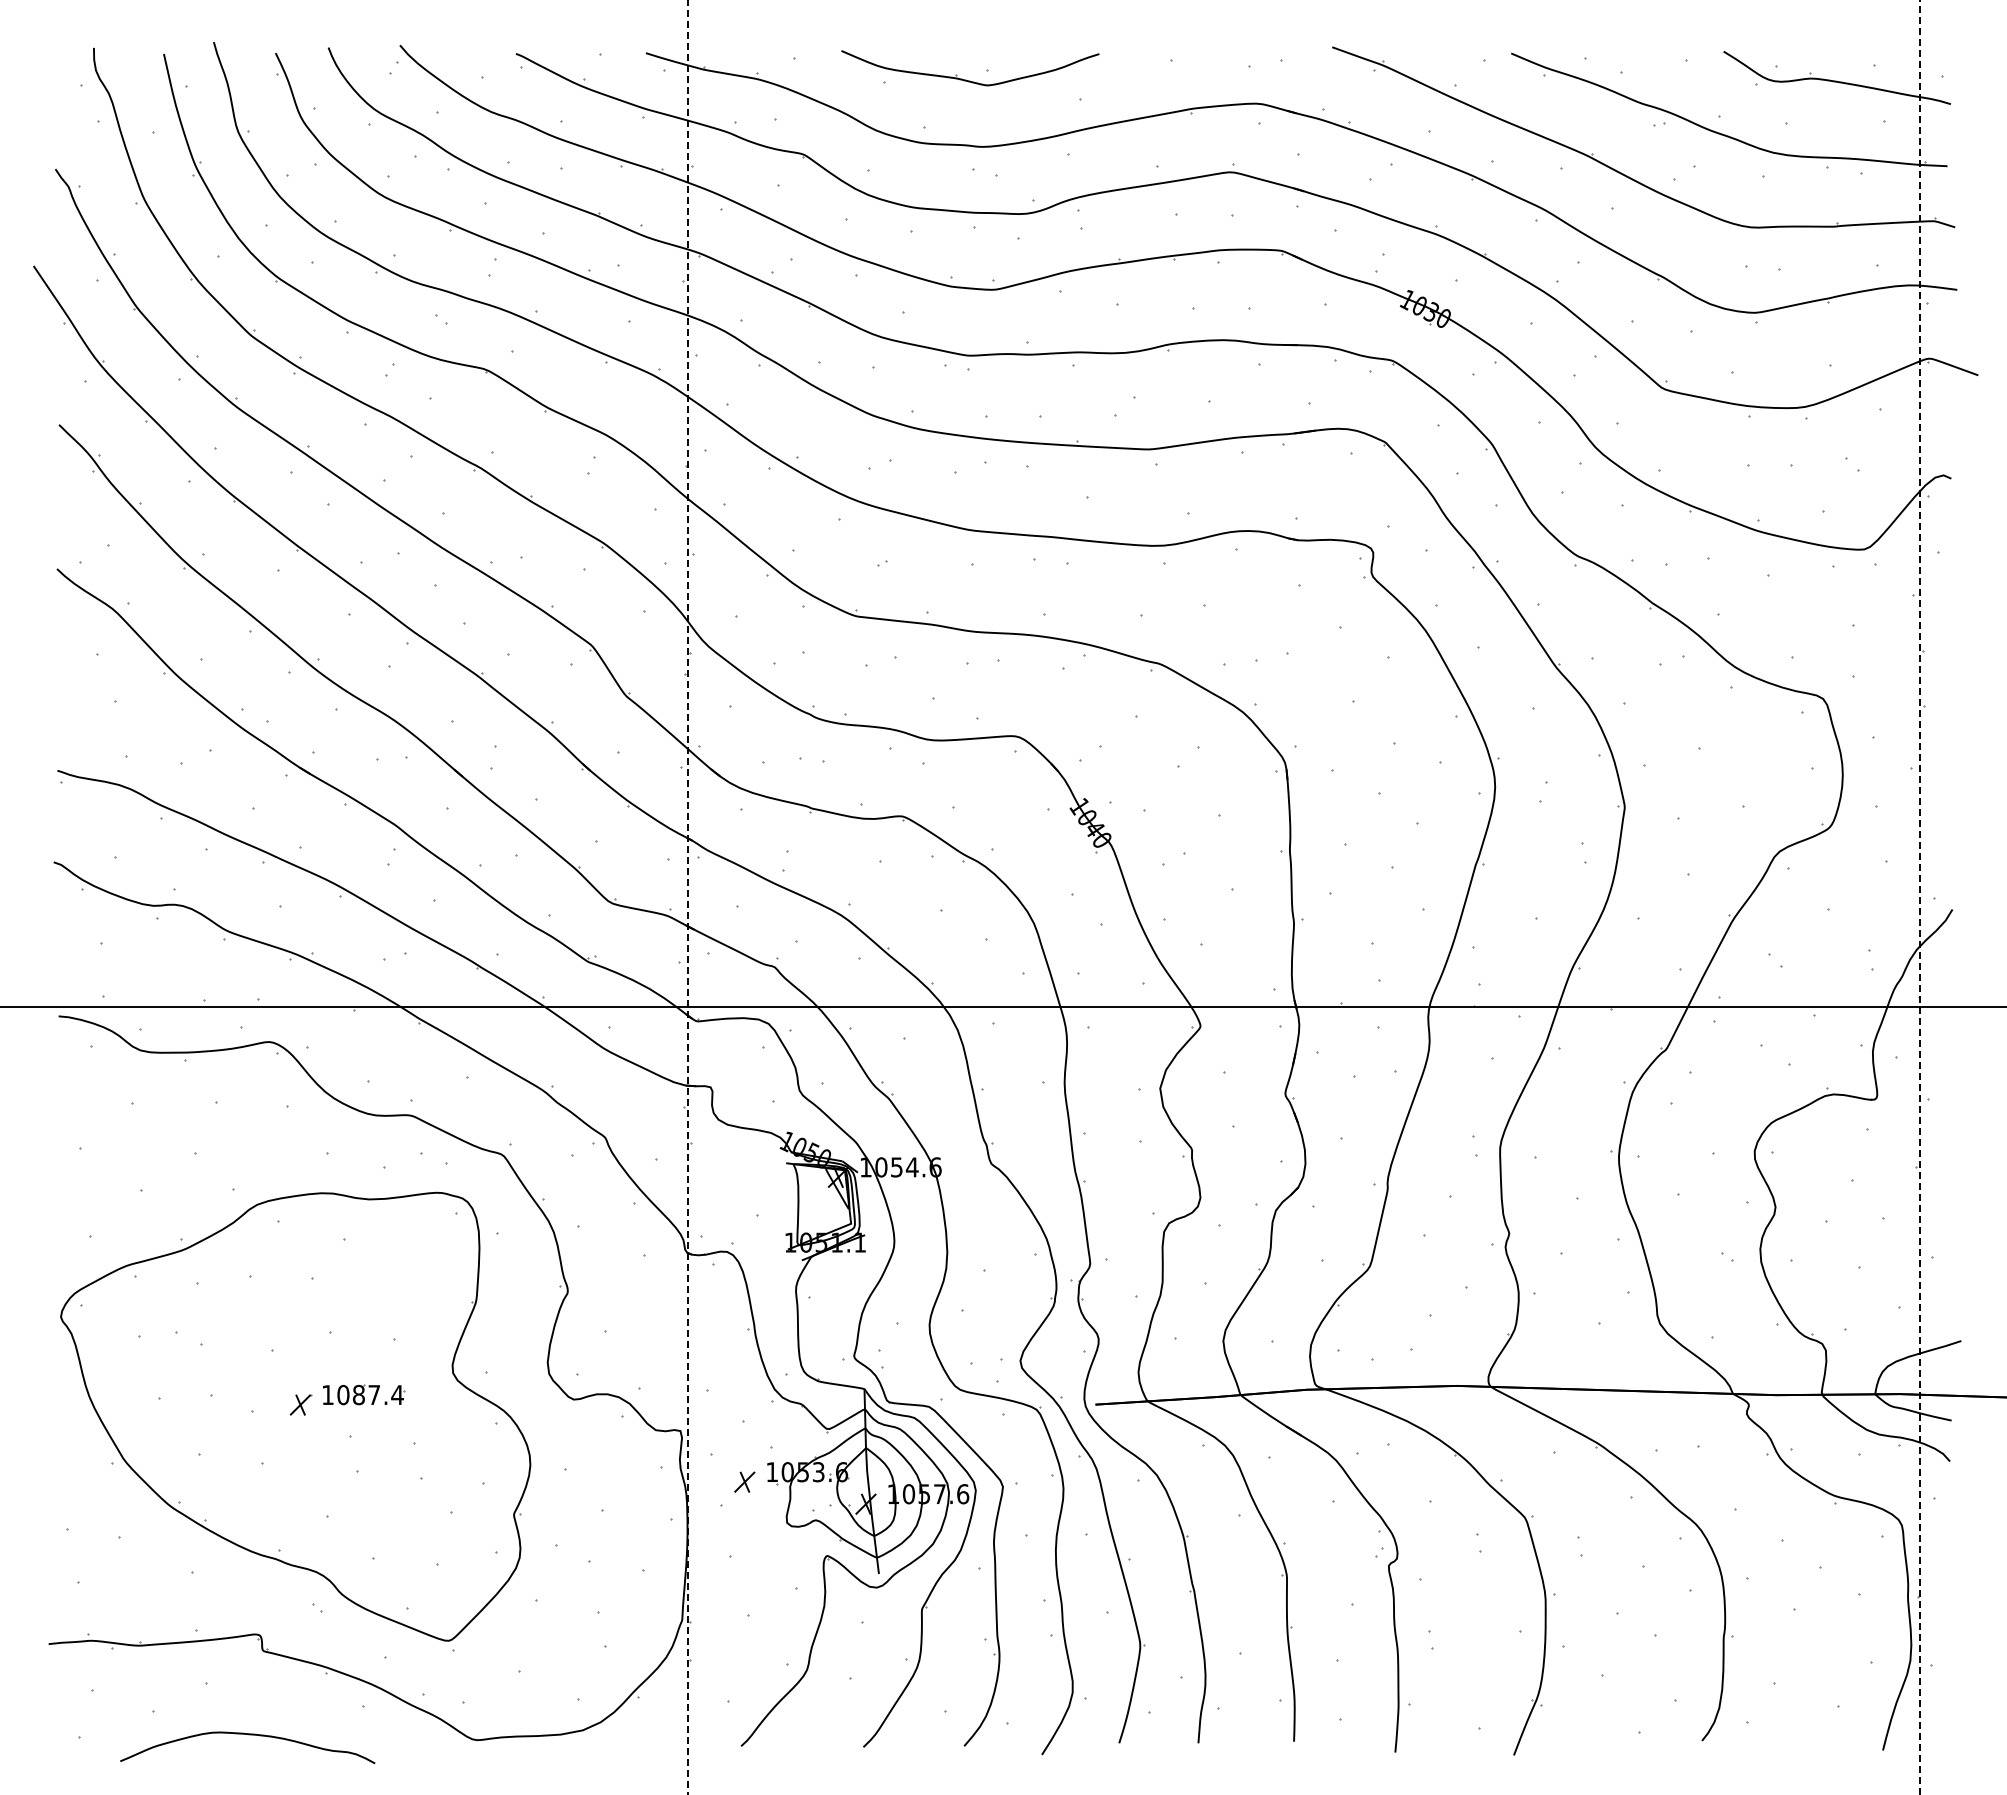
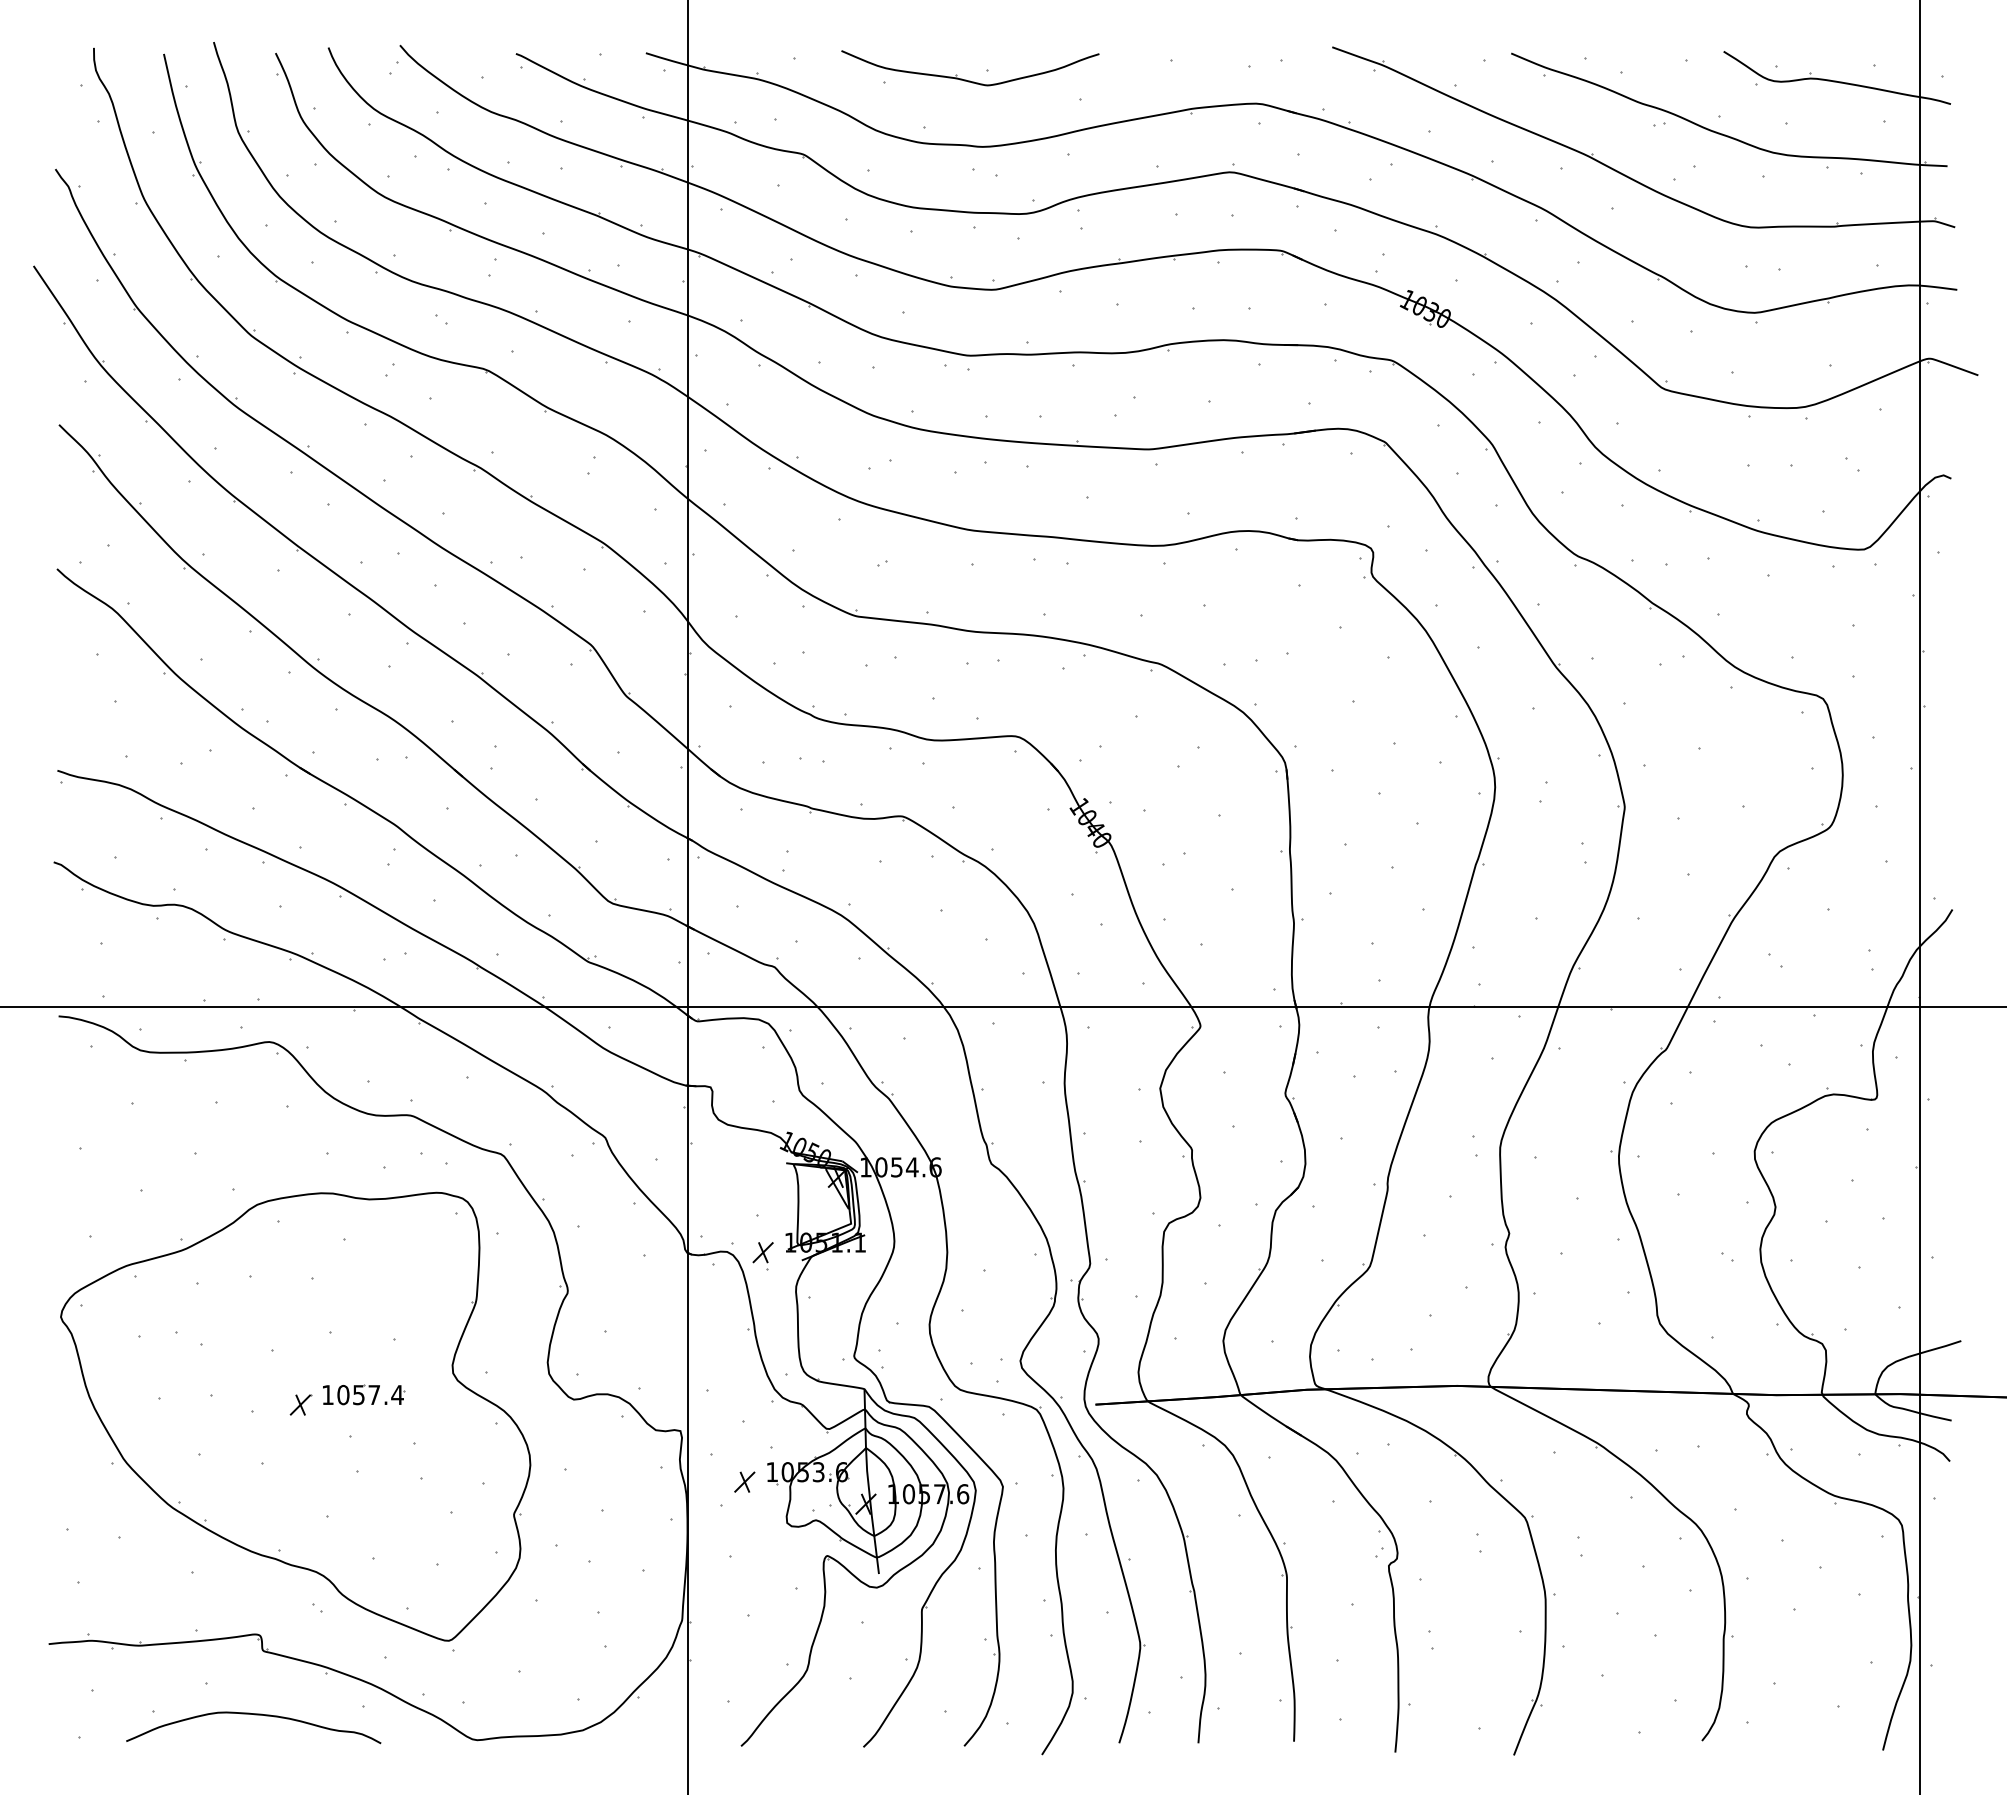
line: dashed -> solid (688, 896)
line: dashed -> solid (1919, 897)
part: none -> present (762, 1256)
text: 1087.4 -> 1057.4 (358, 1394)
curve position: (248, 1735) -> (254, 1715) (254, 1715)
